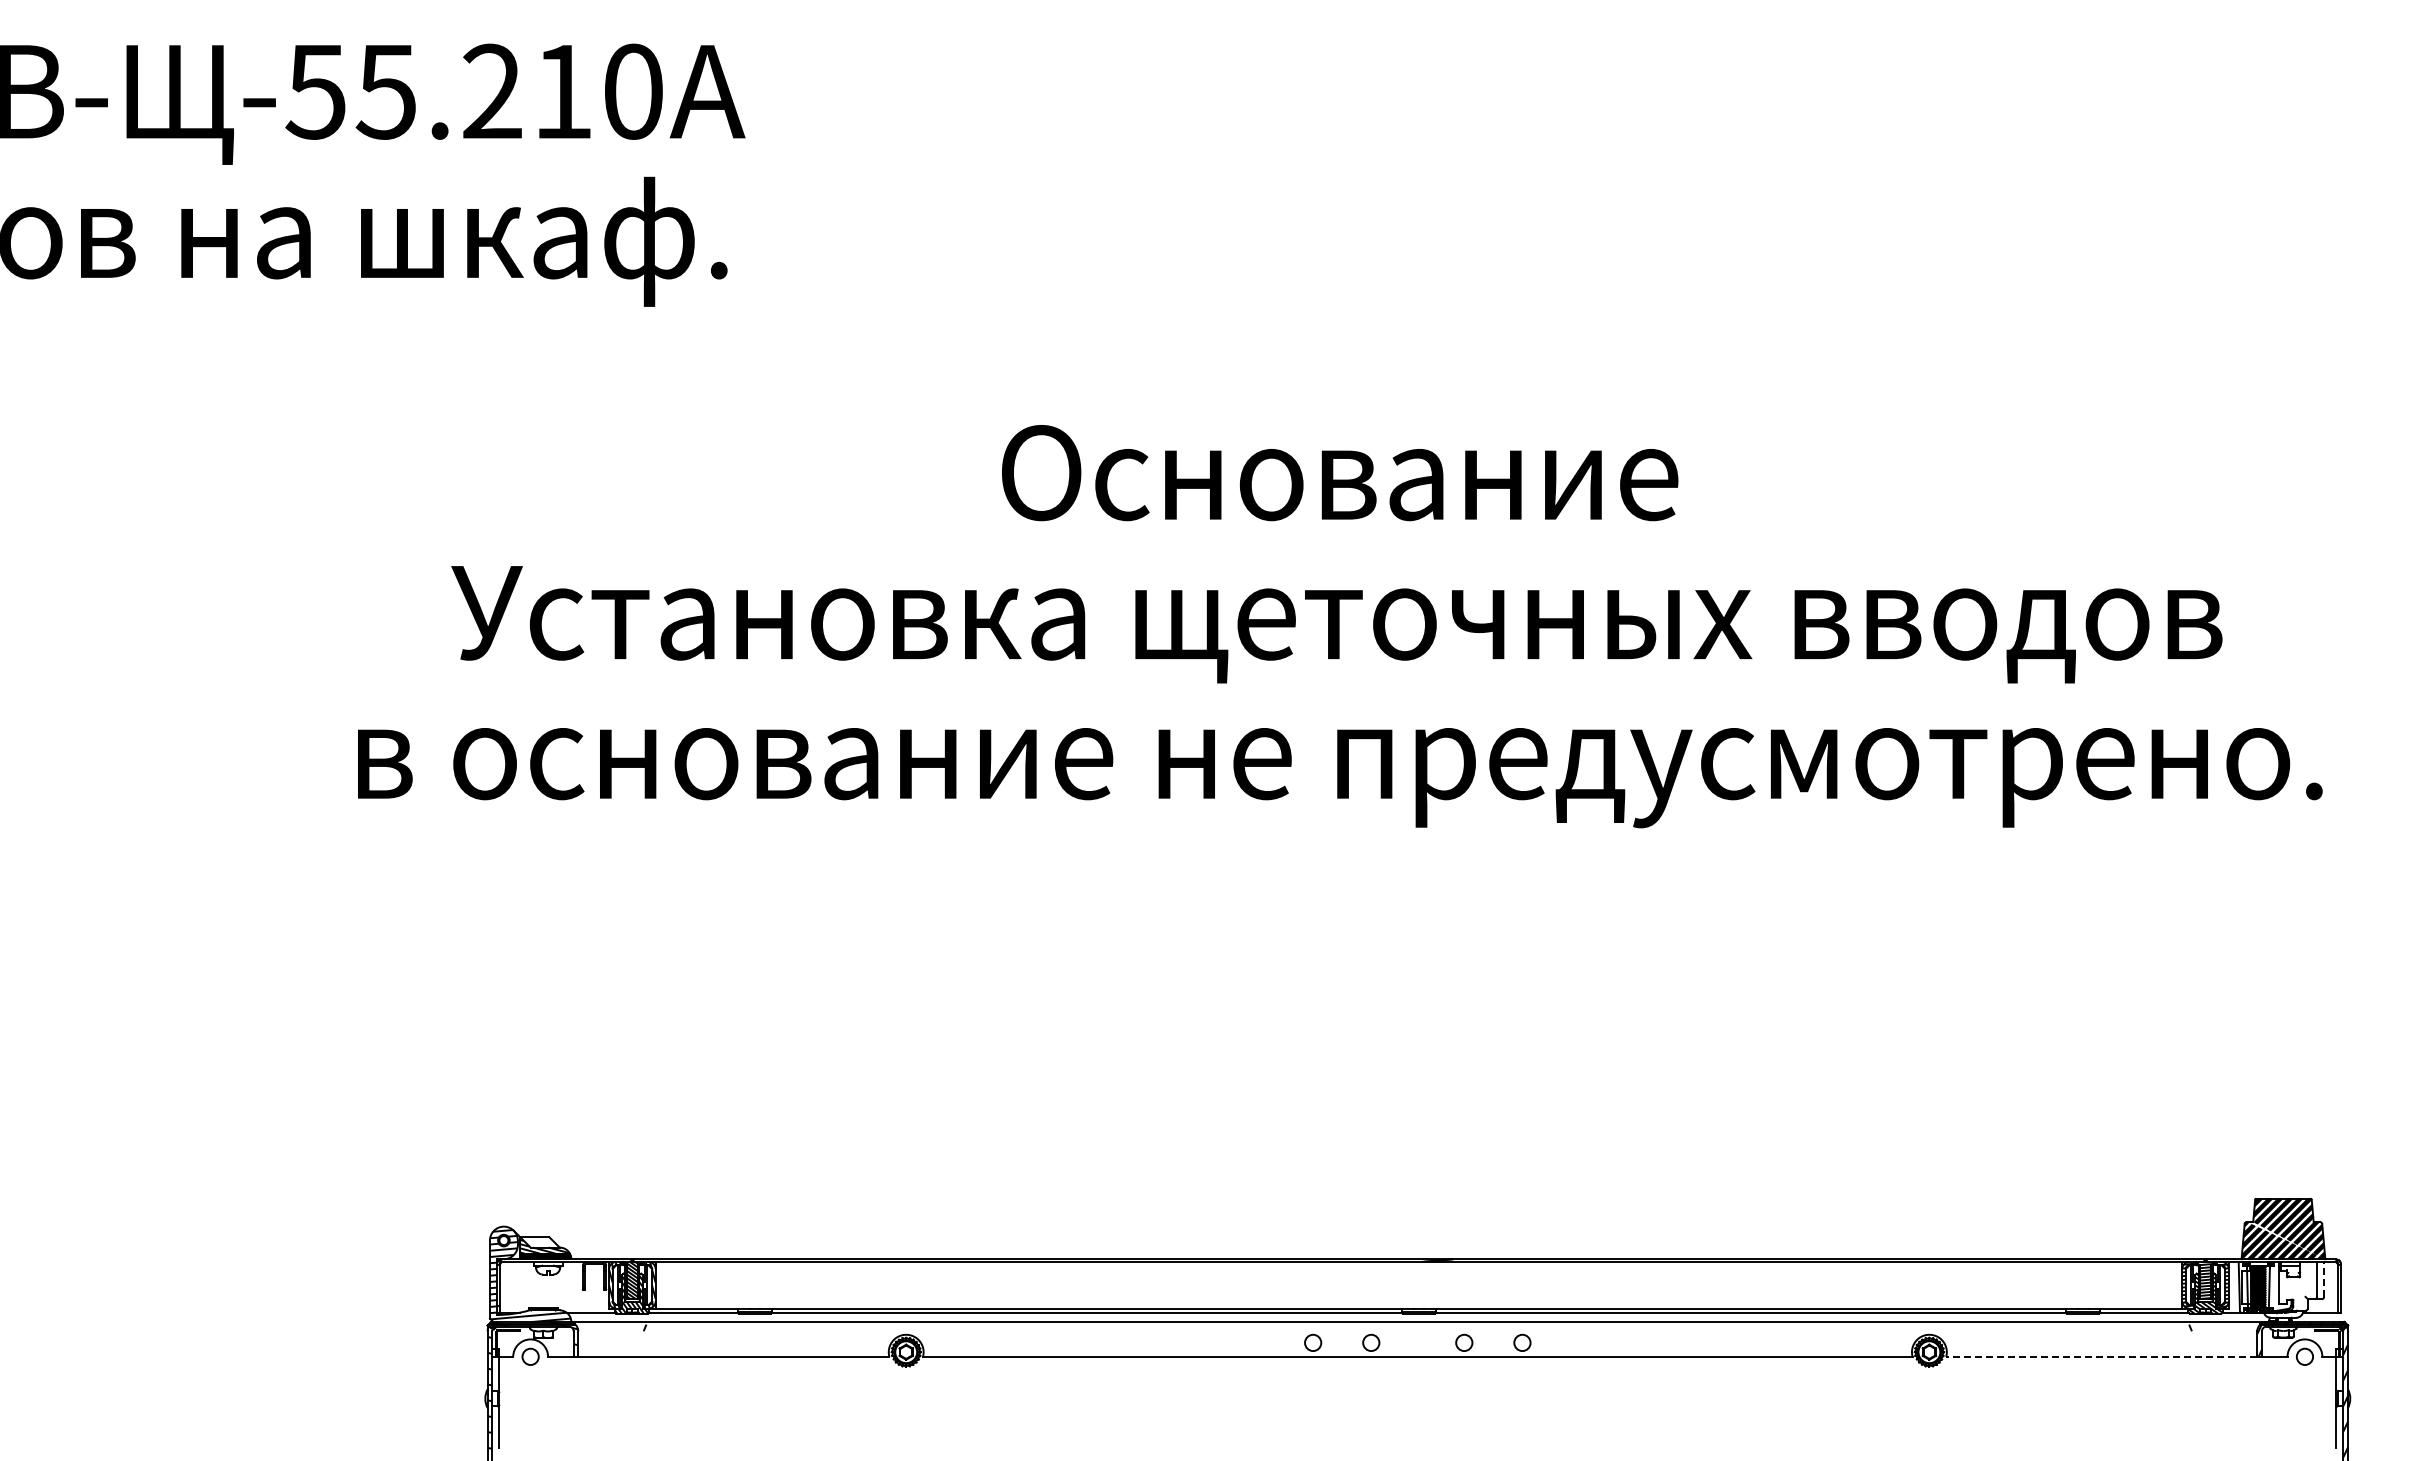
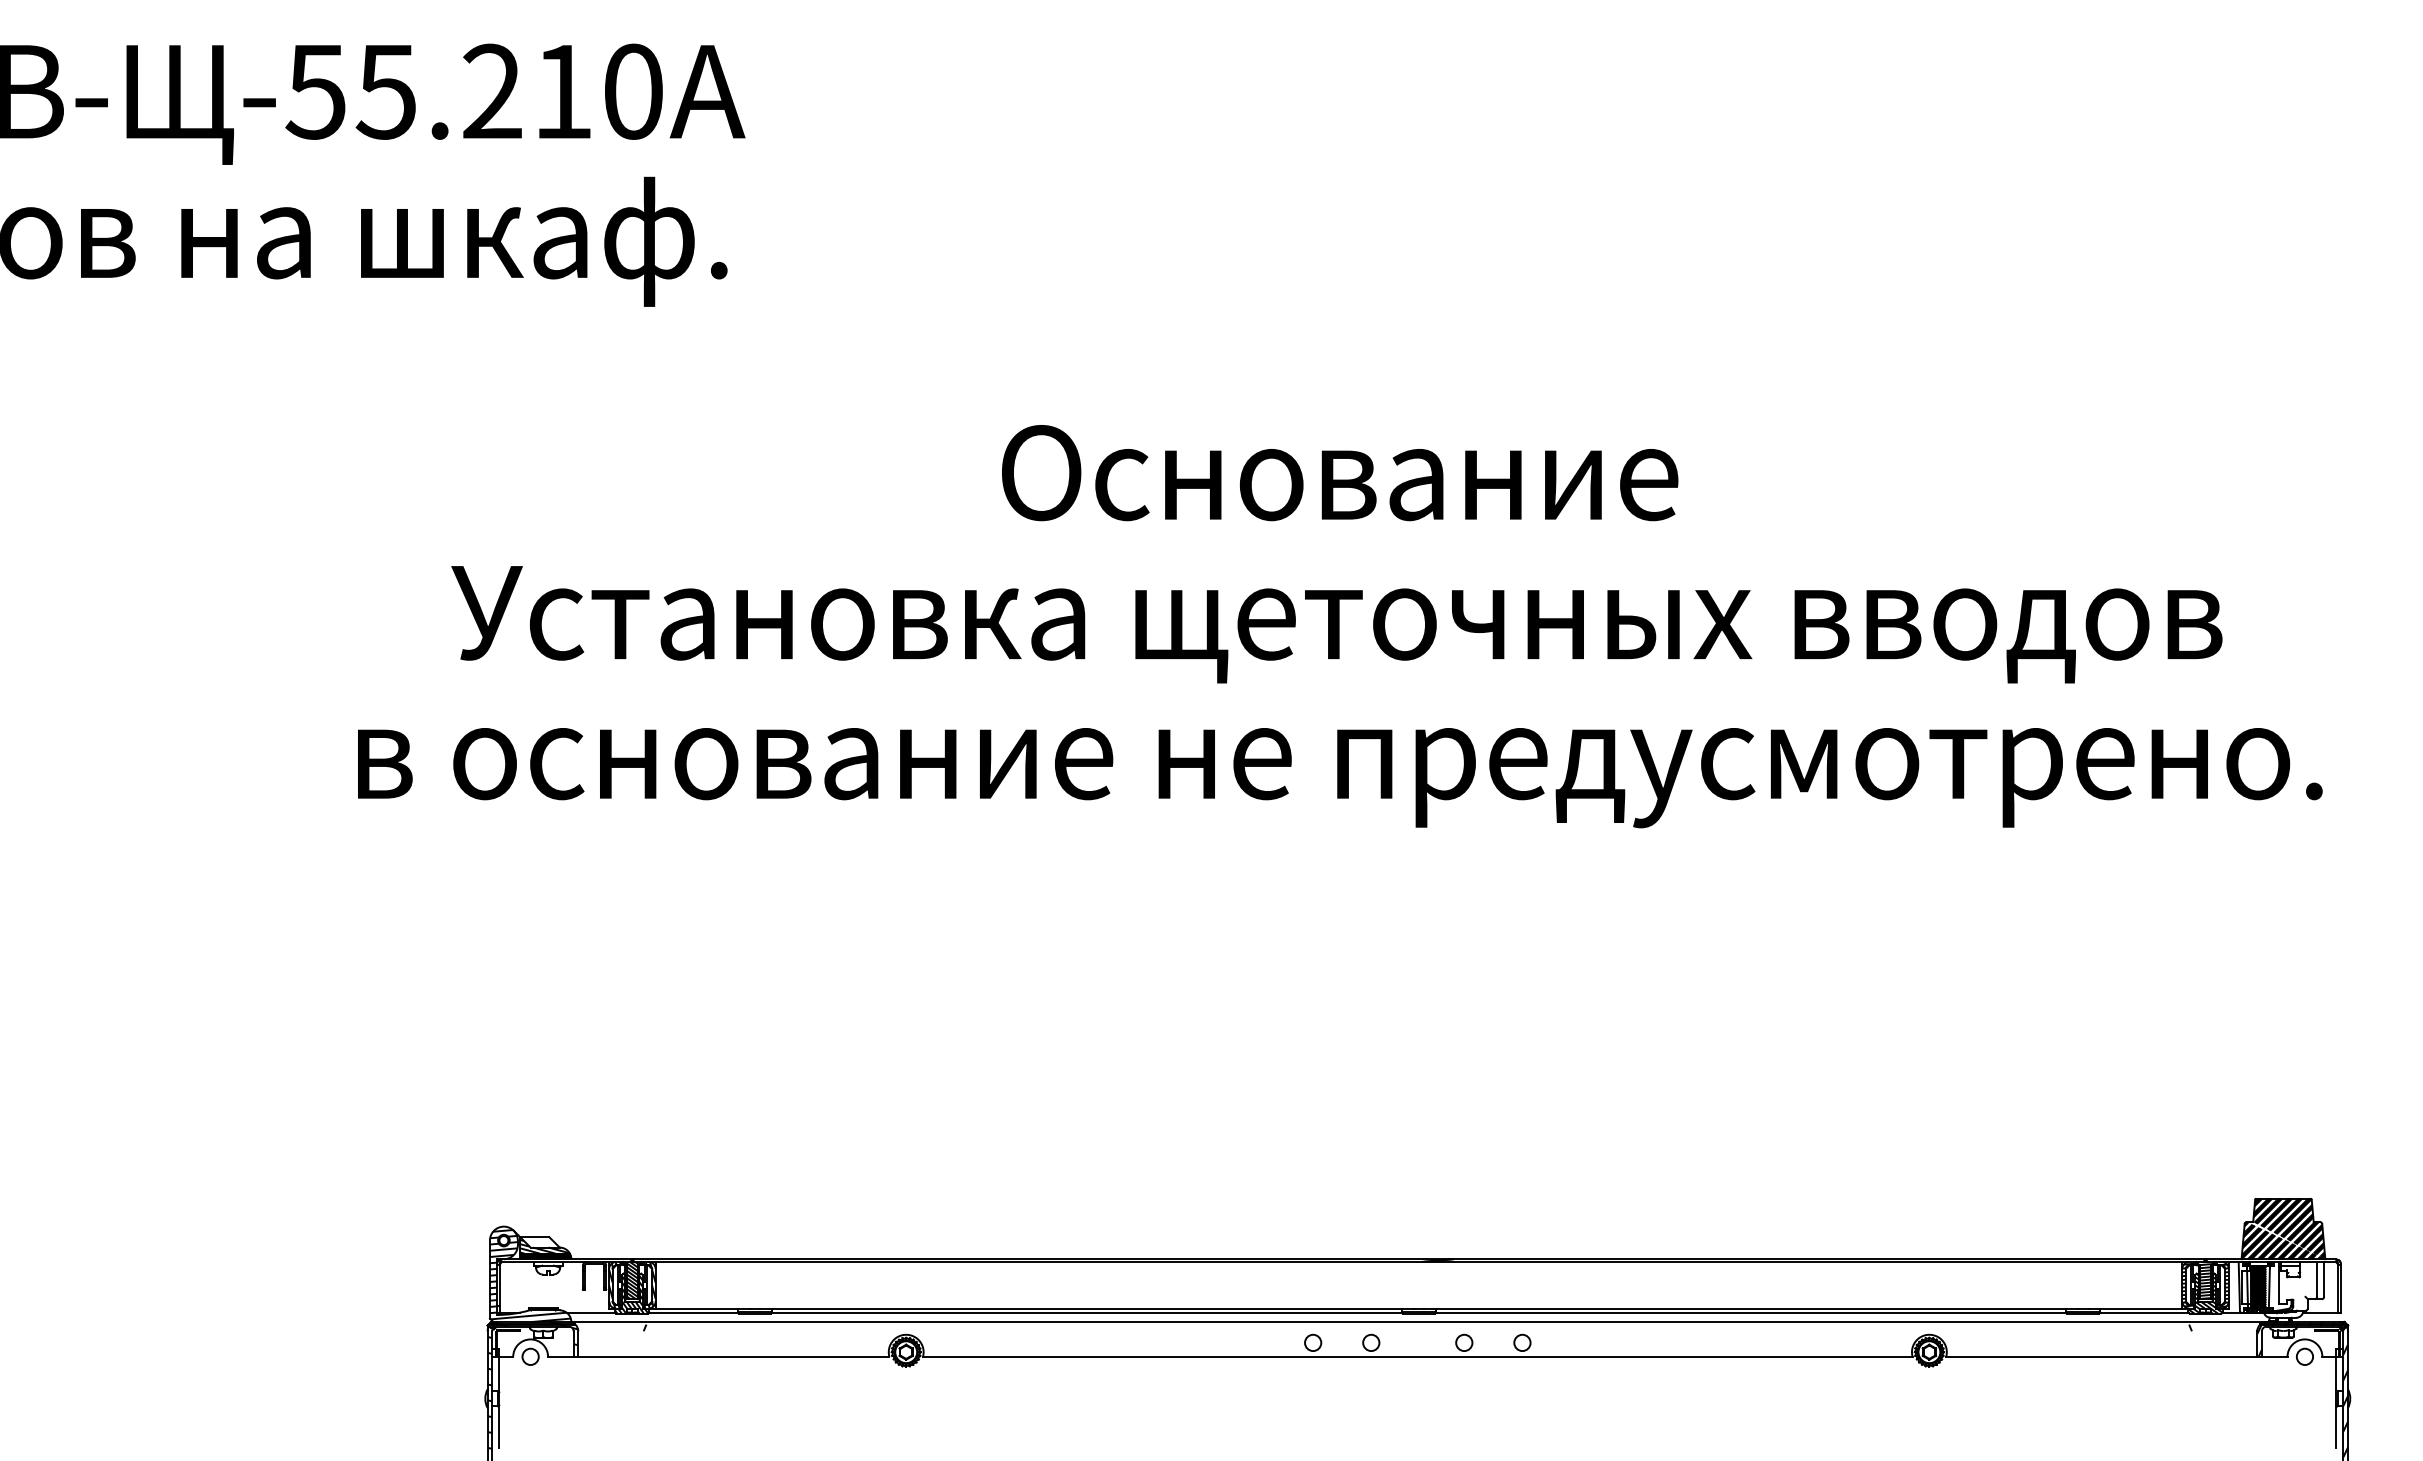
line: dashed -> solid (2324, 1278)
line: dashed -> solid (2101, 1356)
